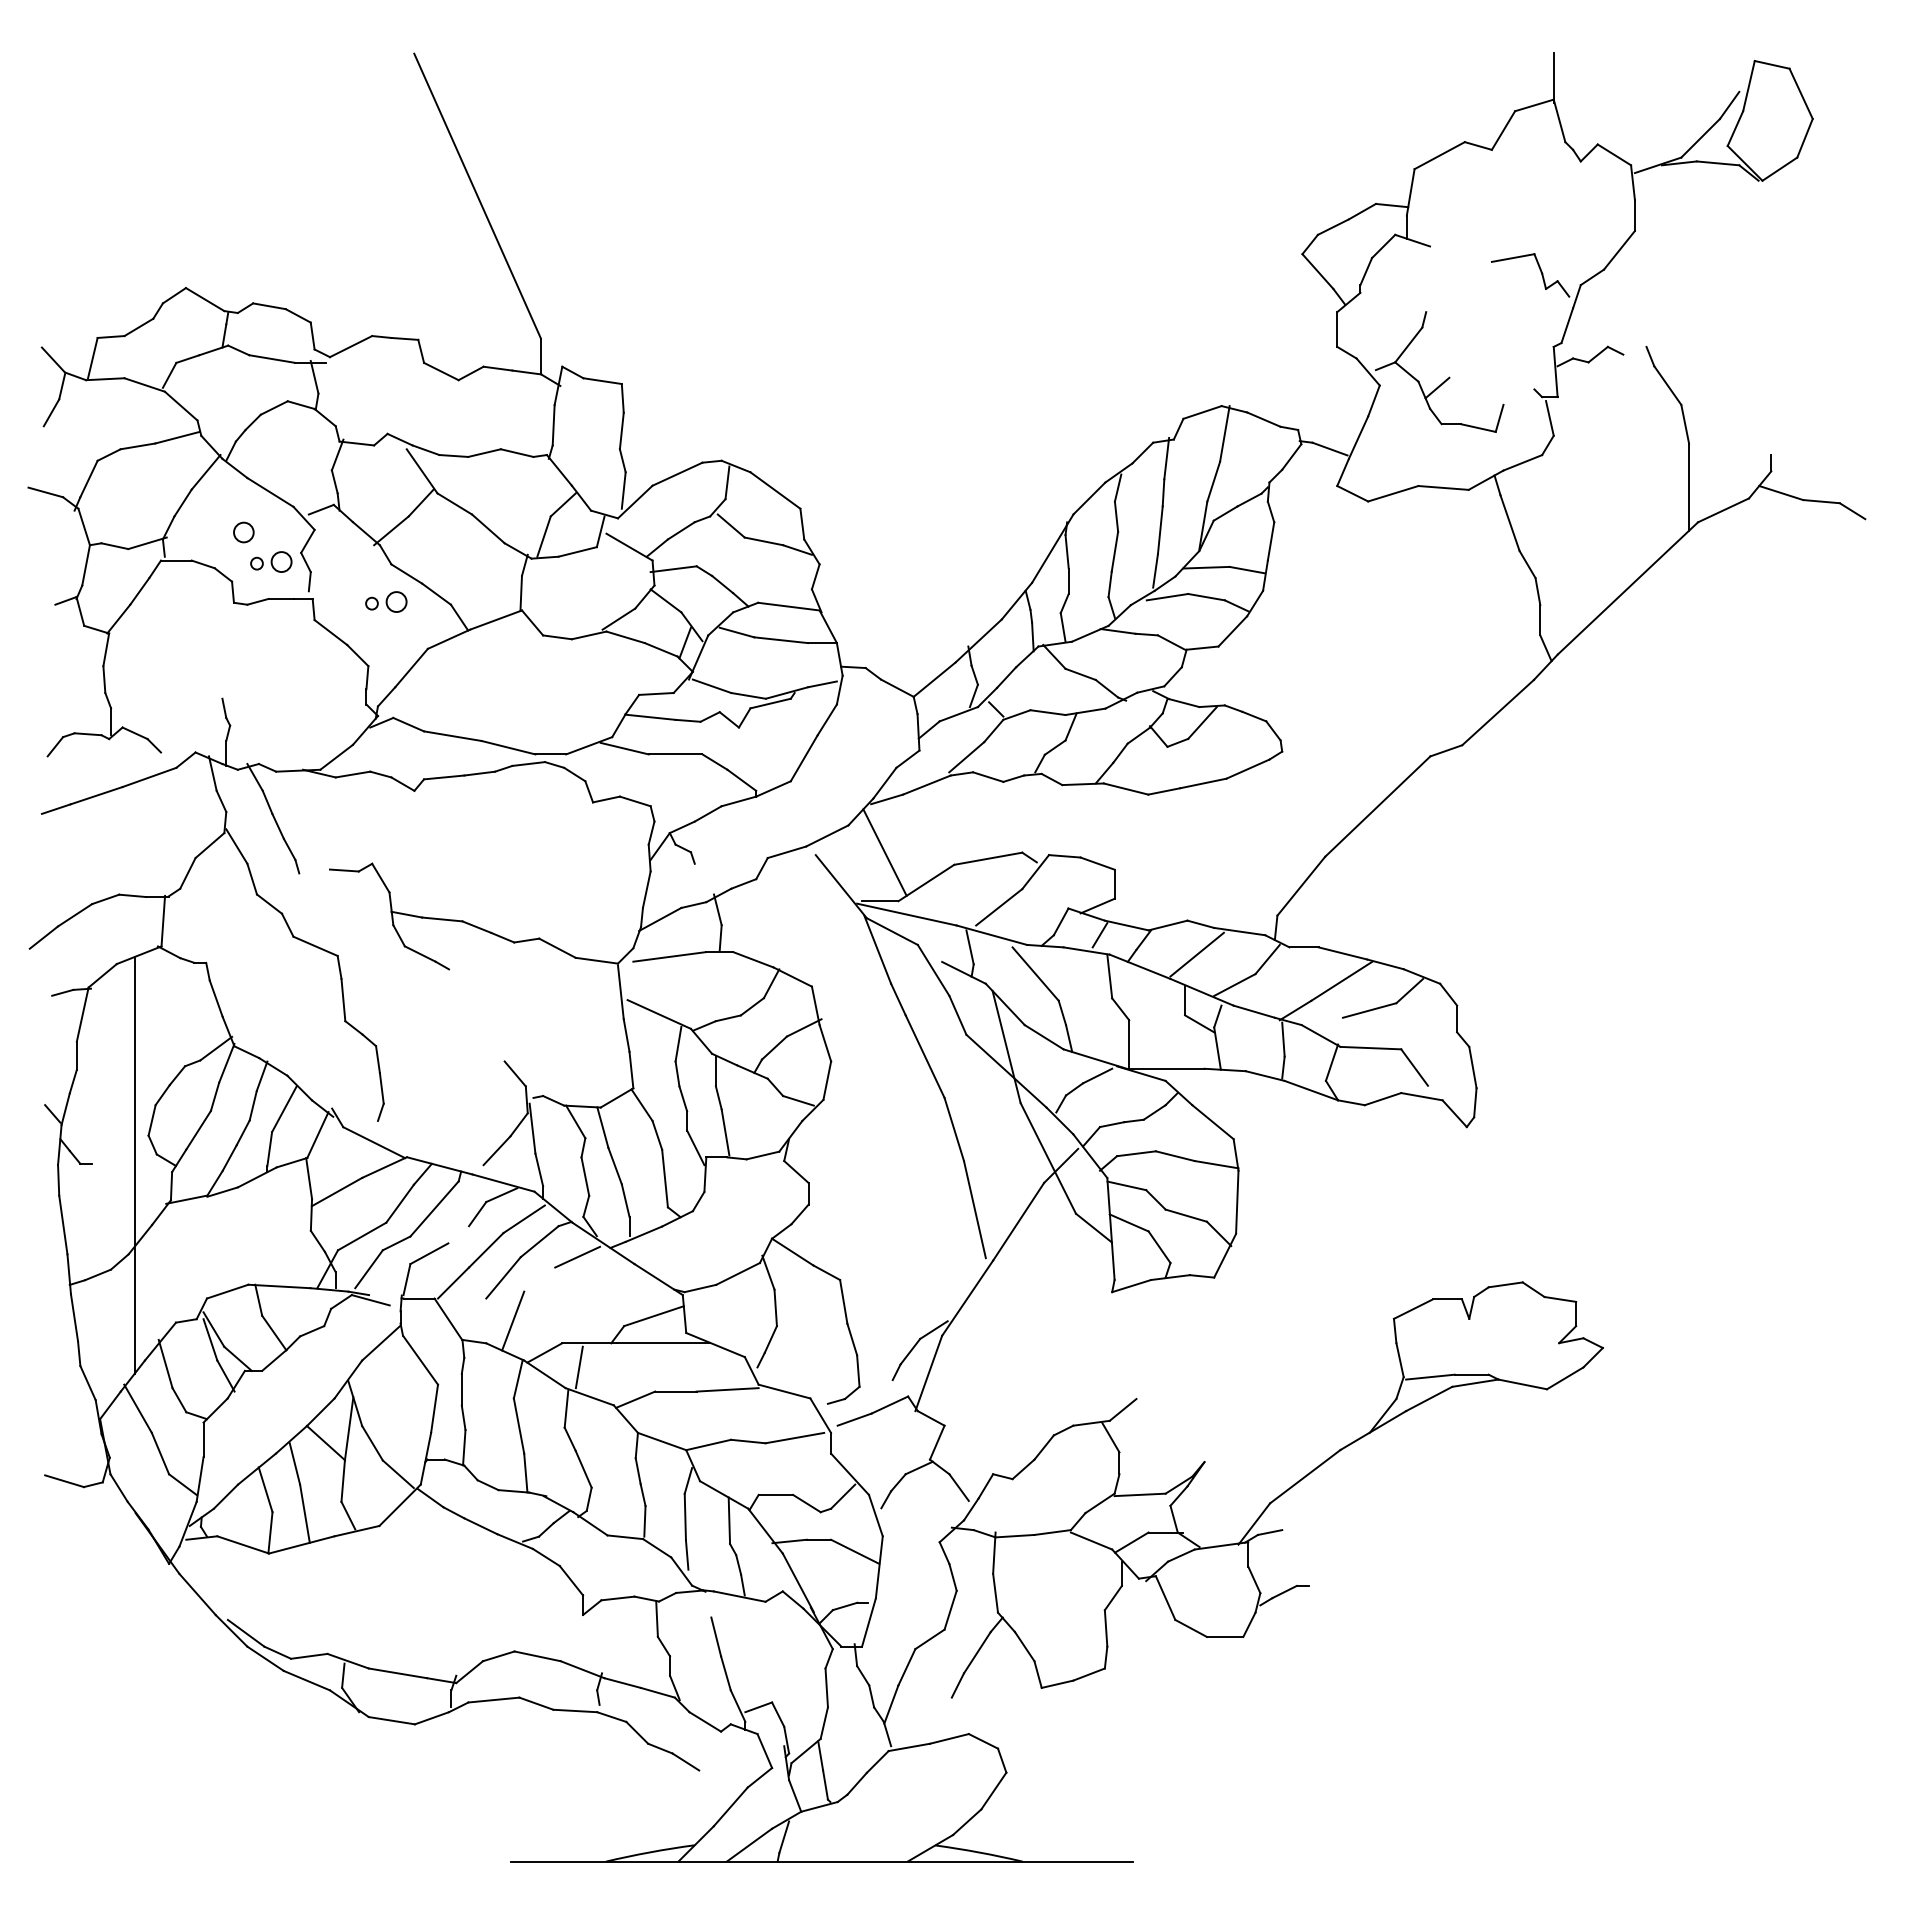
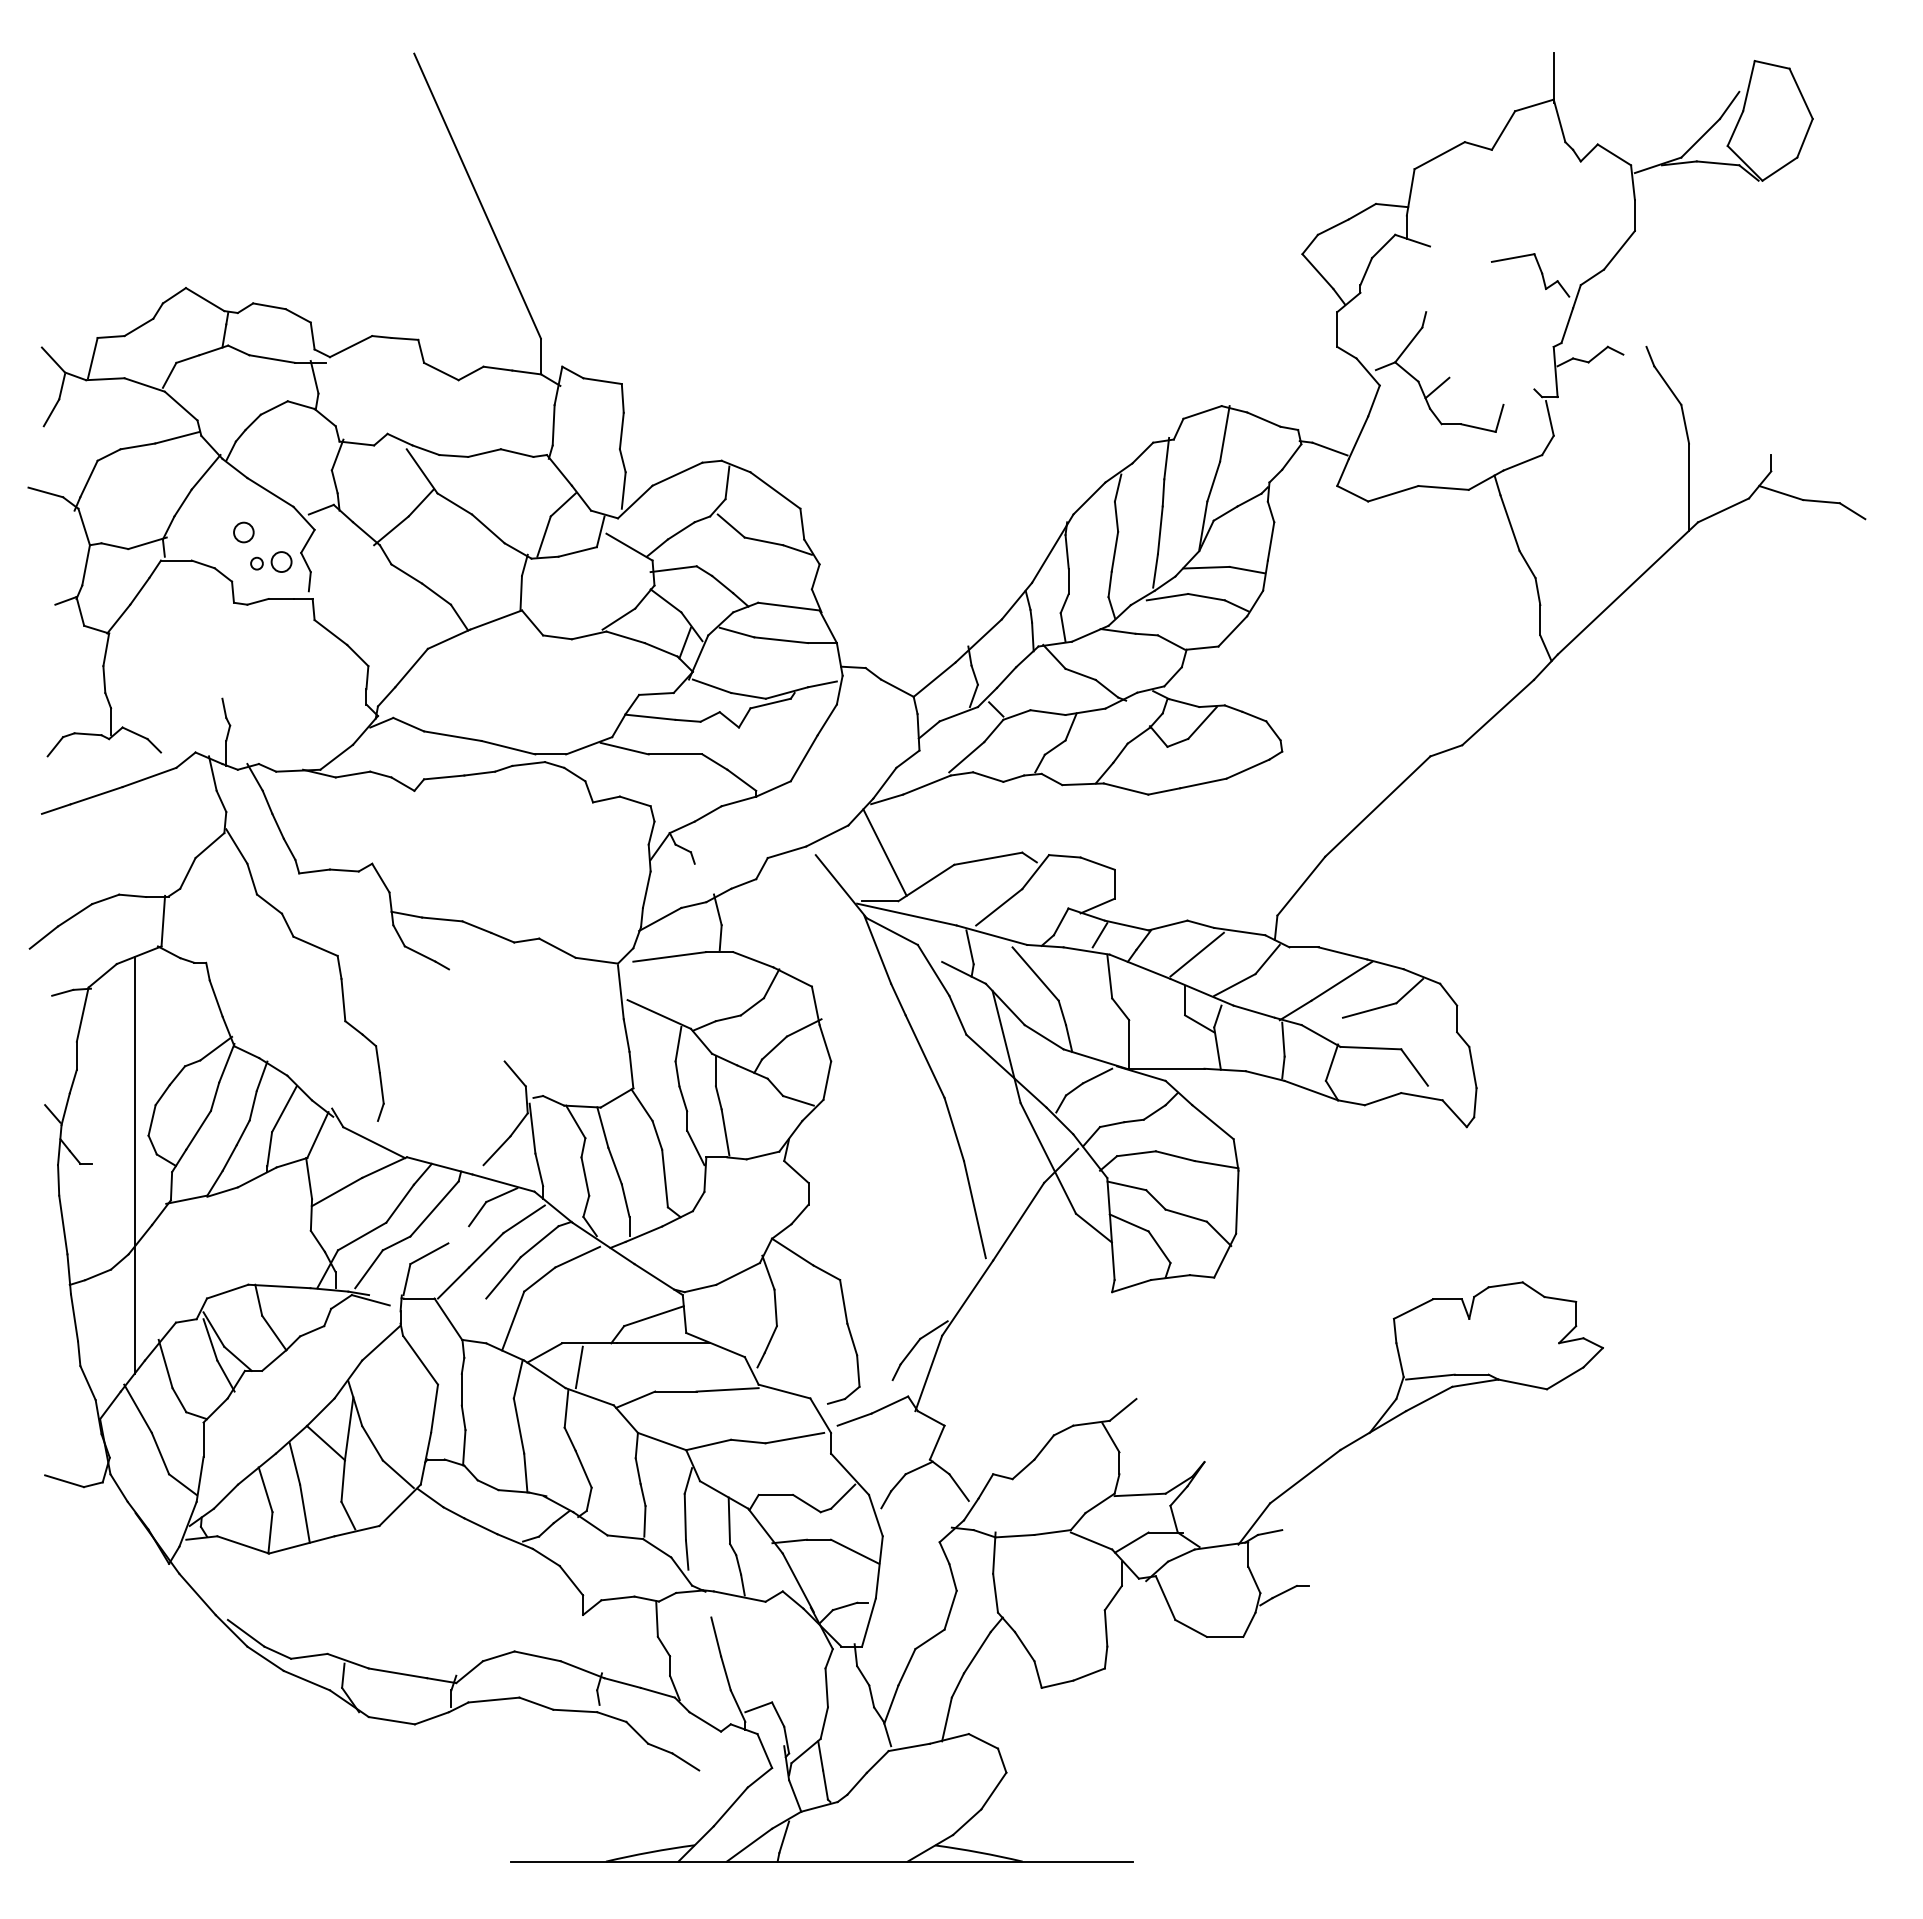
part: present -> none (386, 601)
line: none -> present (314, 871)
line: none -> present (539, 1279)
line: none -> present (946, 1719)
